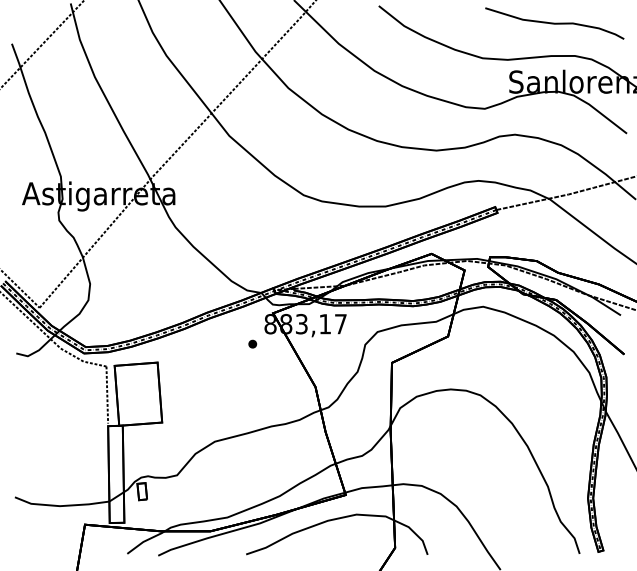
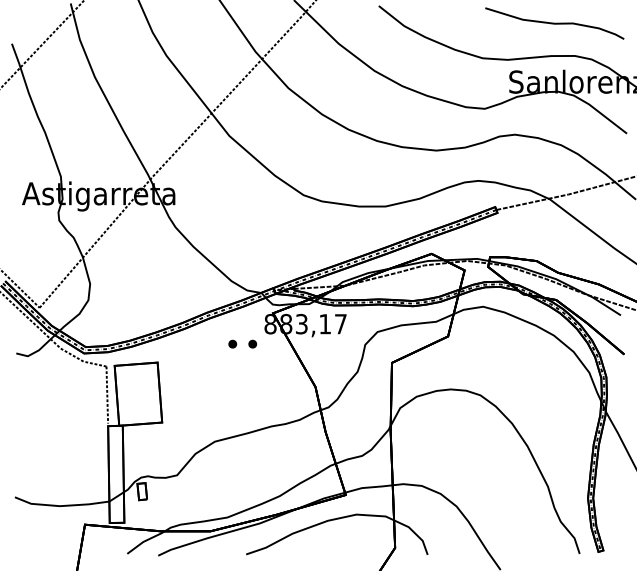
part: none -> present (232, 343)
